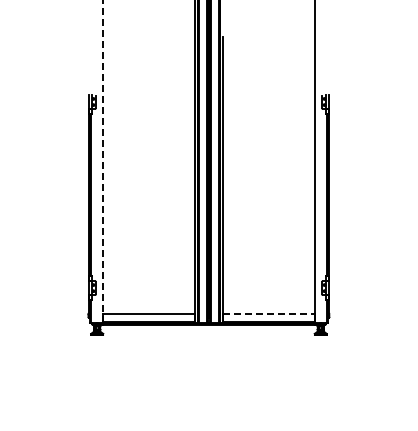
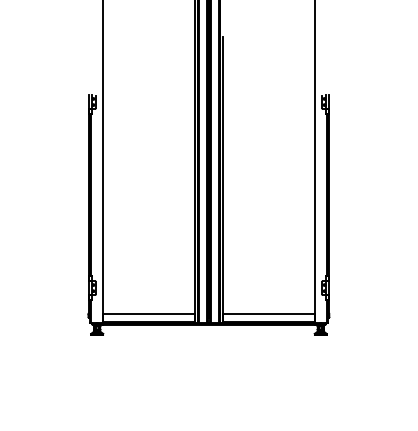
line: dashed -> solid (102, 161)
line: dashed -> solid (269, 314)
